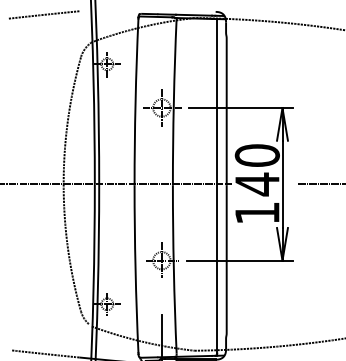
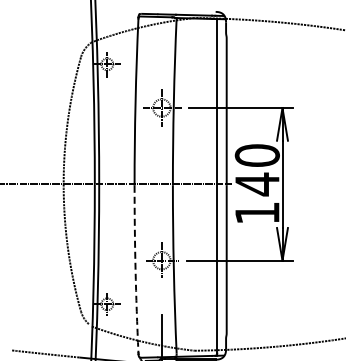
line: present -> none (43, 14)
line: present -> none (320, 184)
arc: solid -> dashed (135, 269)
